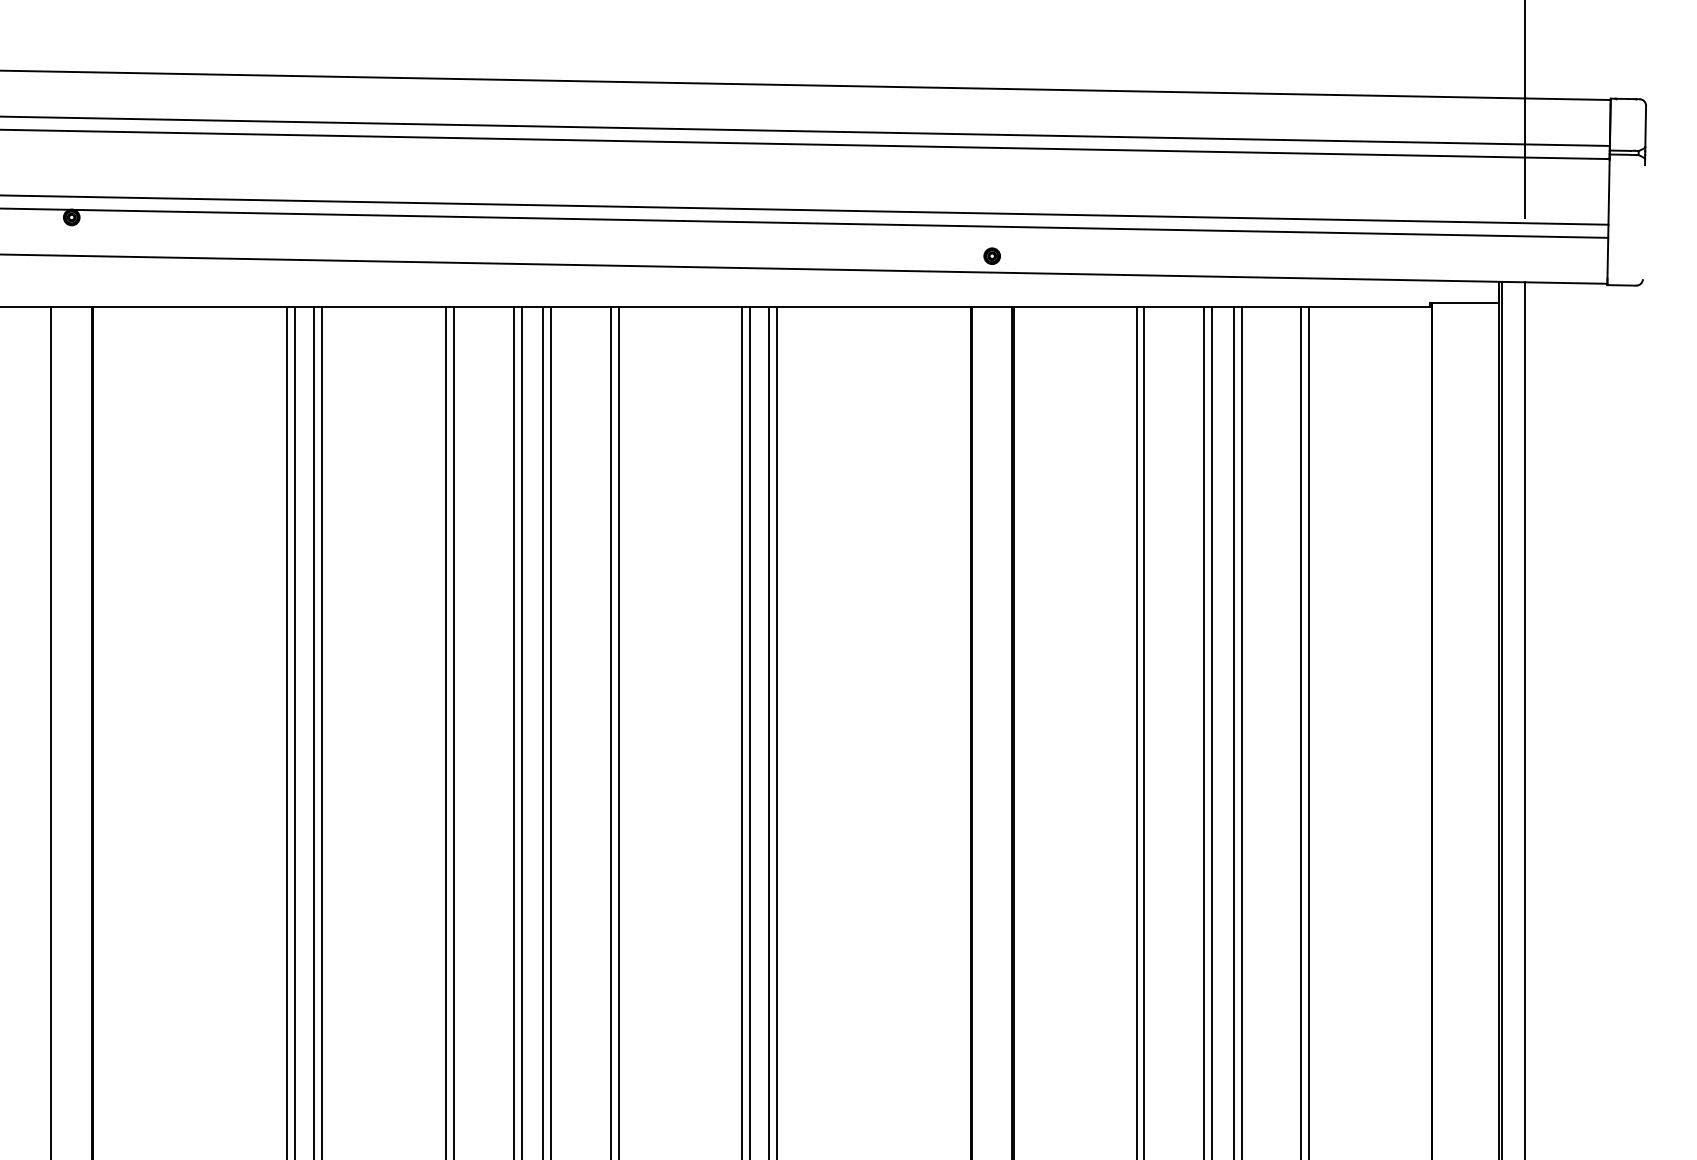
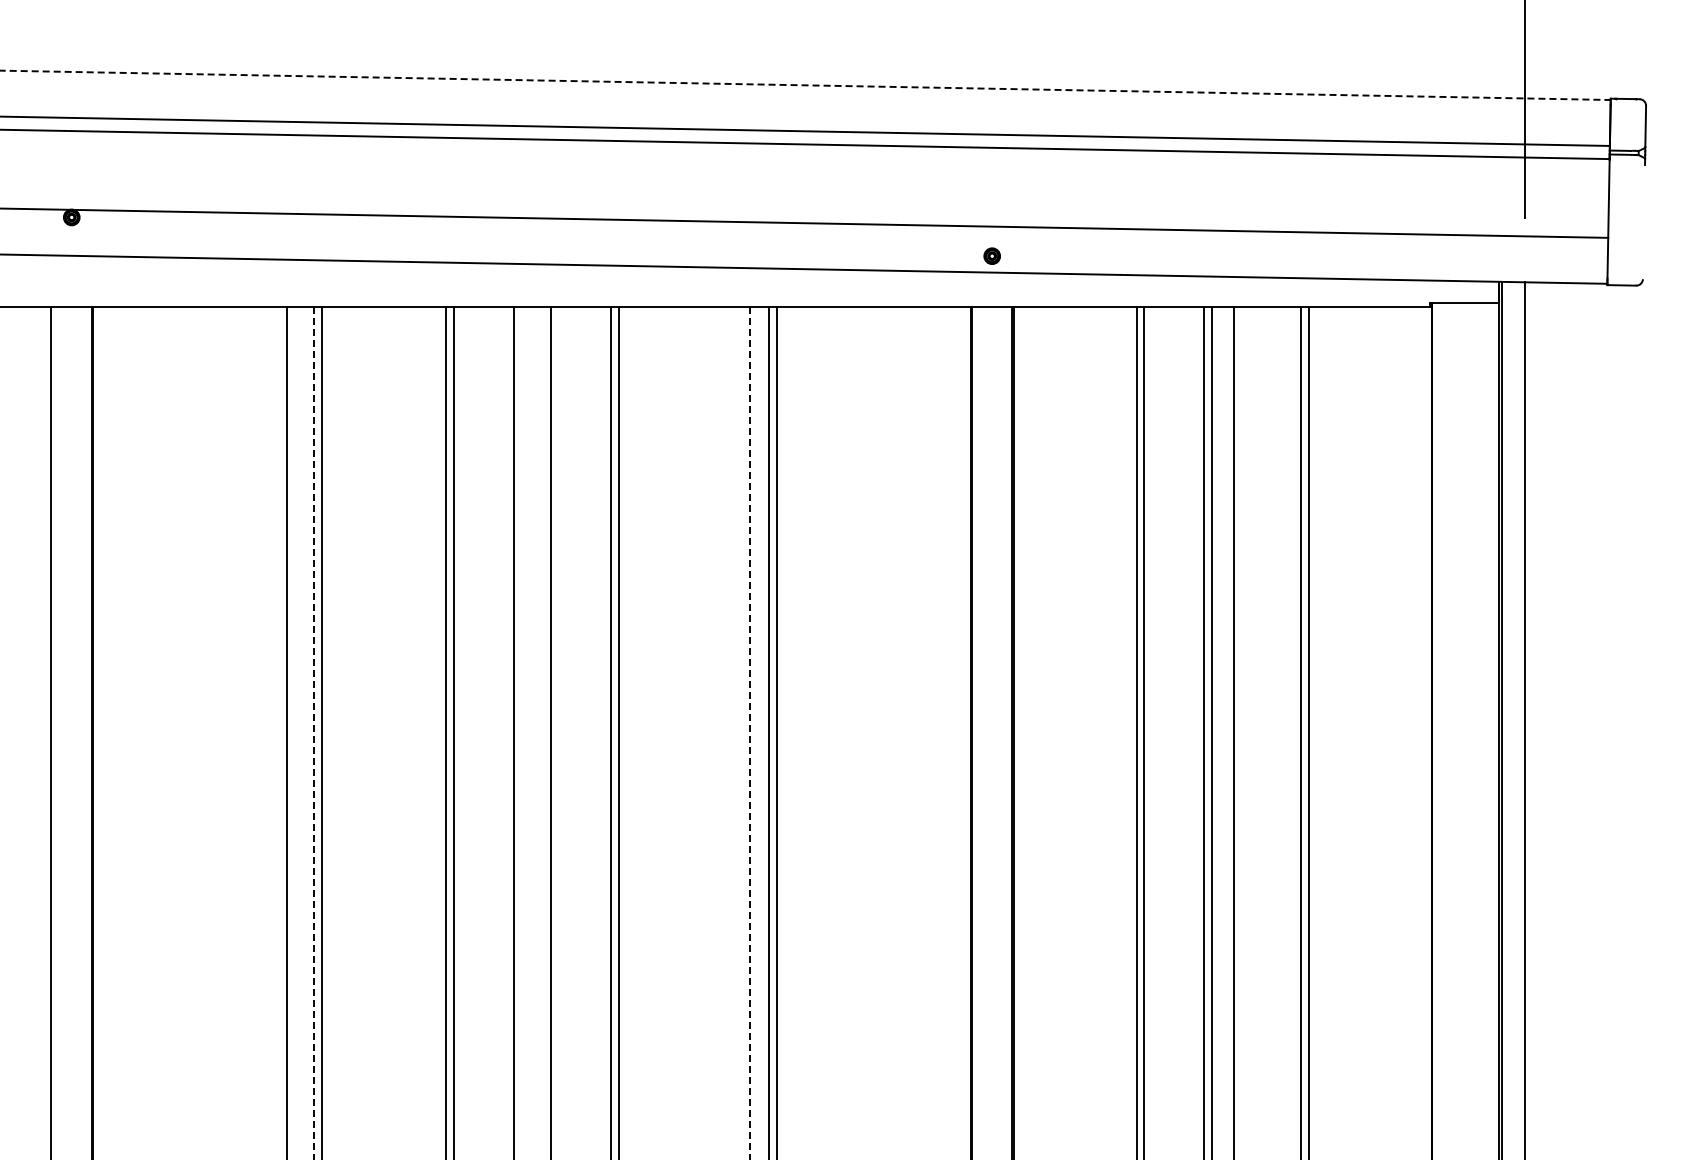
line: solid -> dashed (806, 85)
line: present -> none (805, 209)
line: present -> none (295, 731)
line: present -> none (521, 731)
line: present -> none (542, 731)
line: present -> none (742, 731)
line: present -> none (1241, 731)
line: solid -> dashed (314, 733)
line: solid -> dashed (750, 733)
